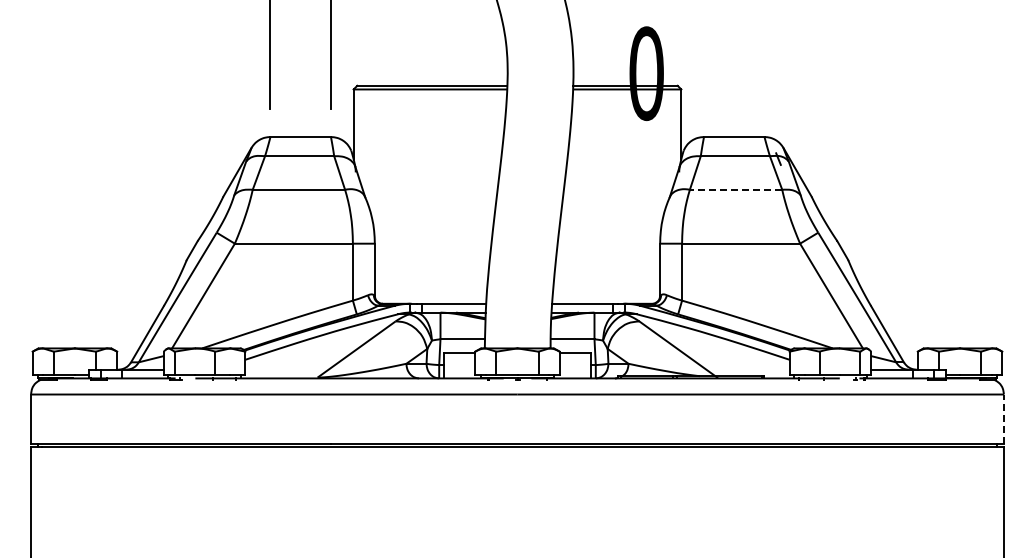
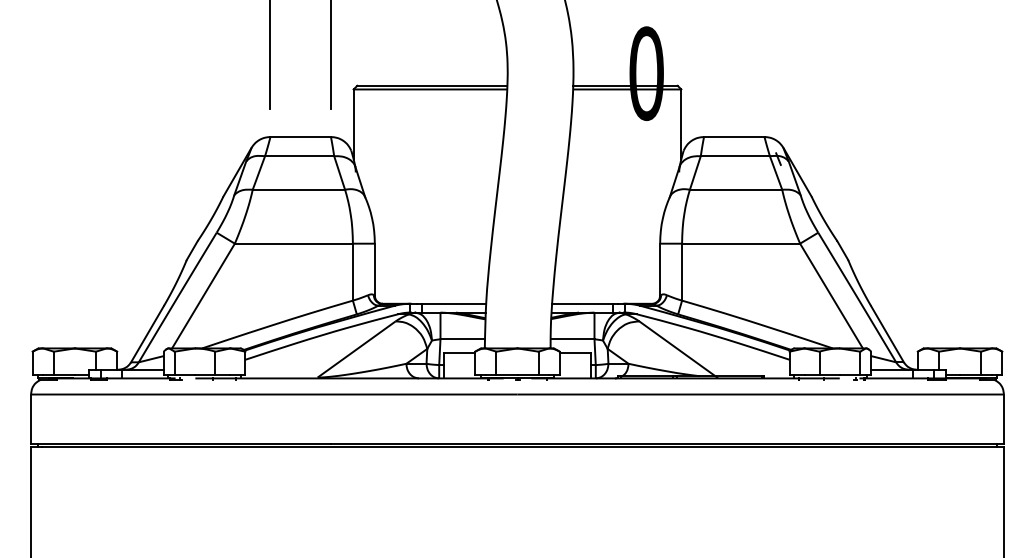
line: dashed -> solid (735, 189)
line: dashed -> solid (1003, 419)
